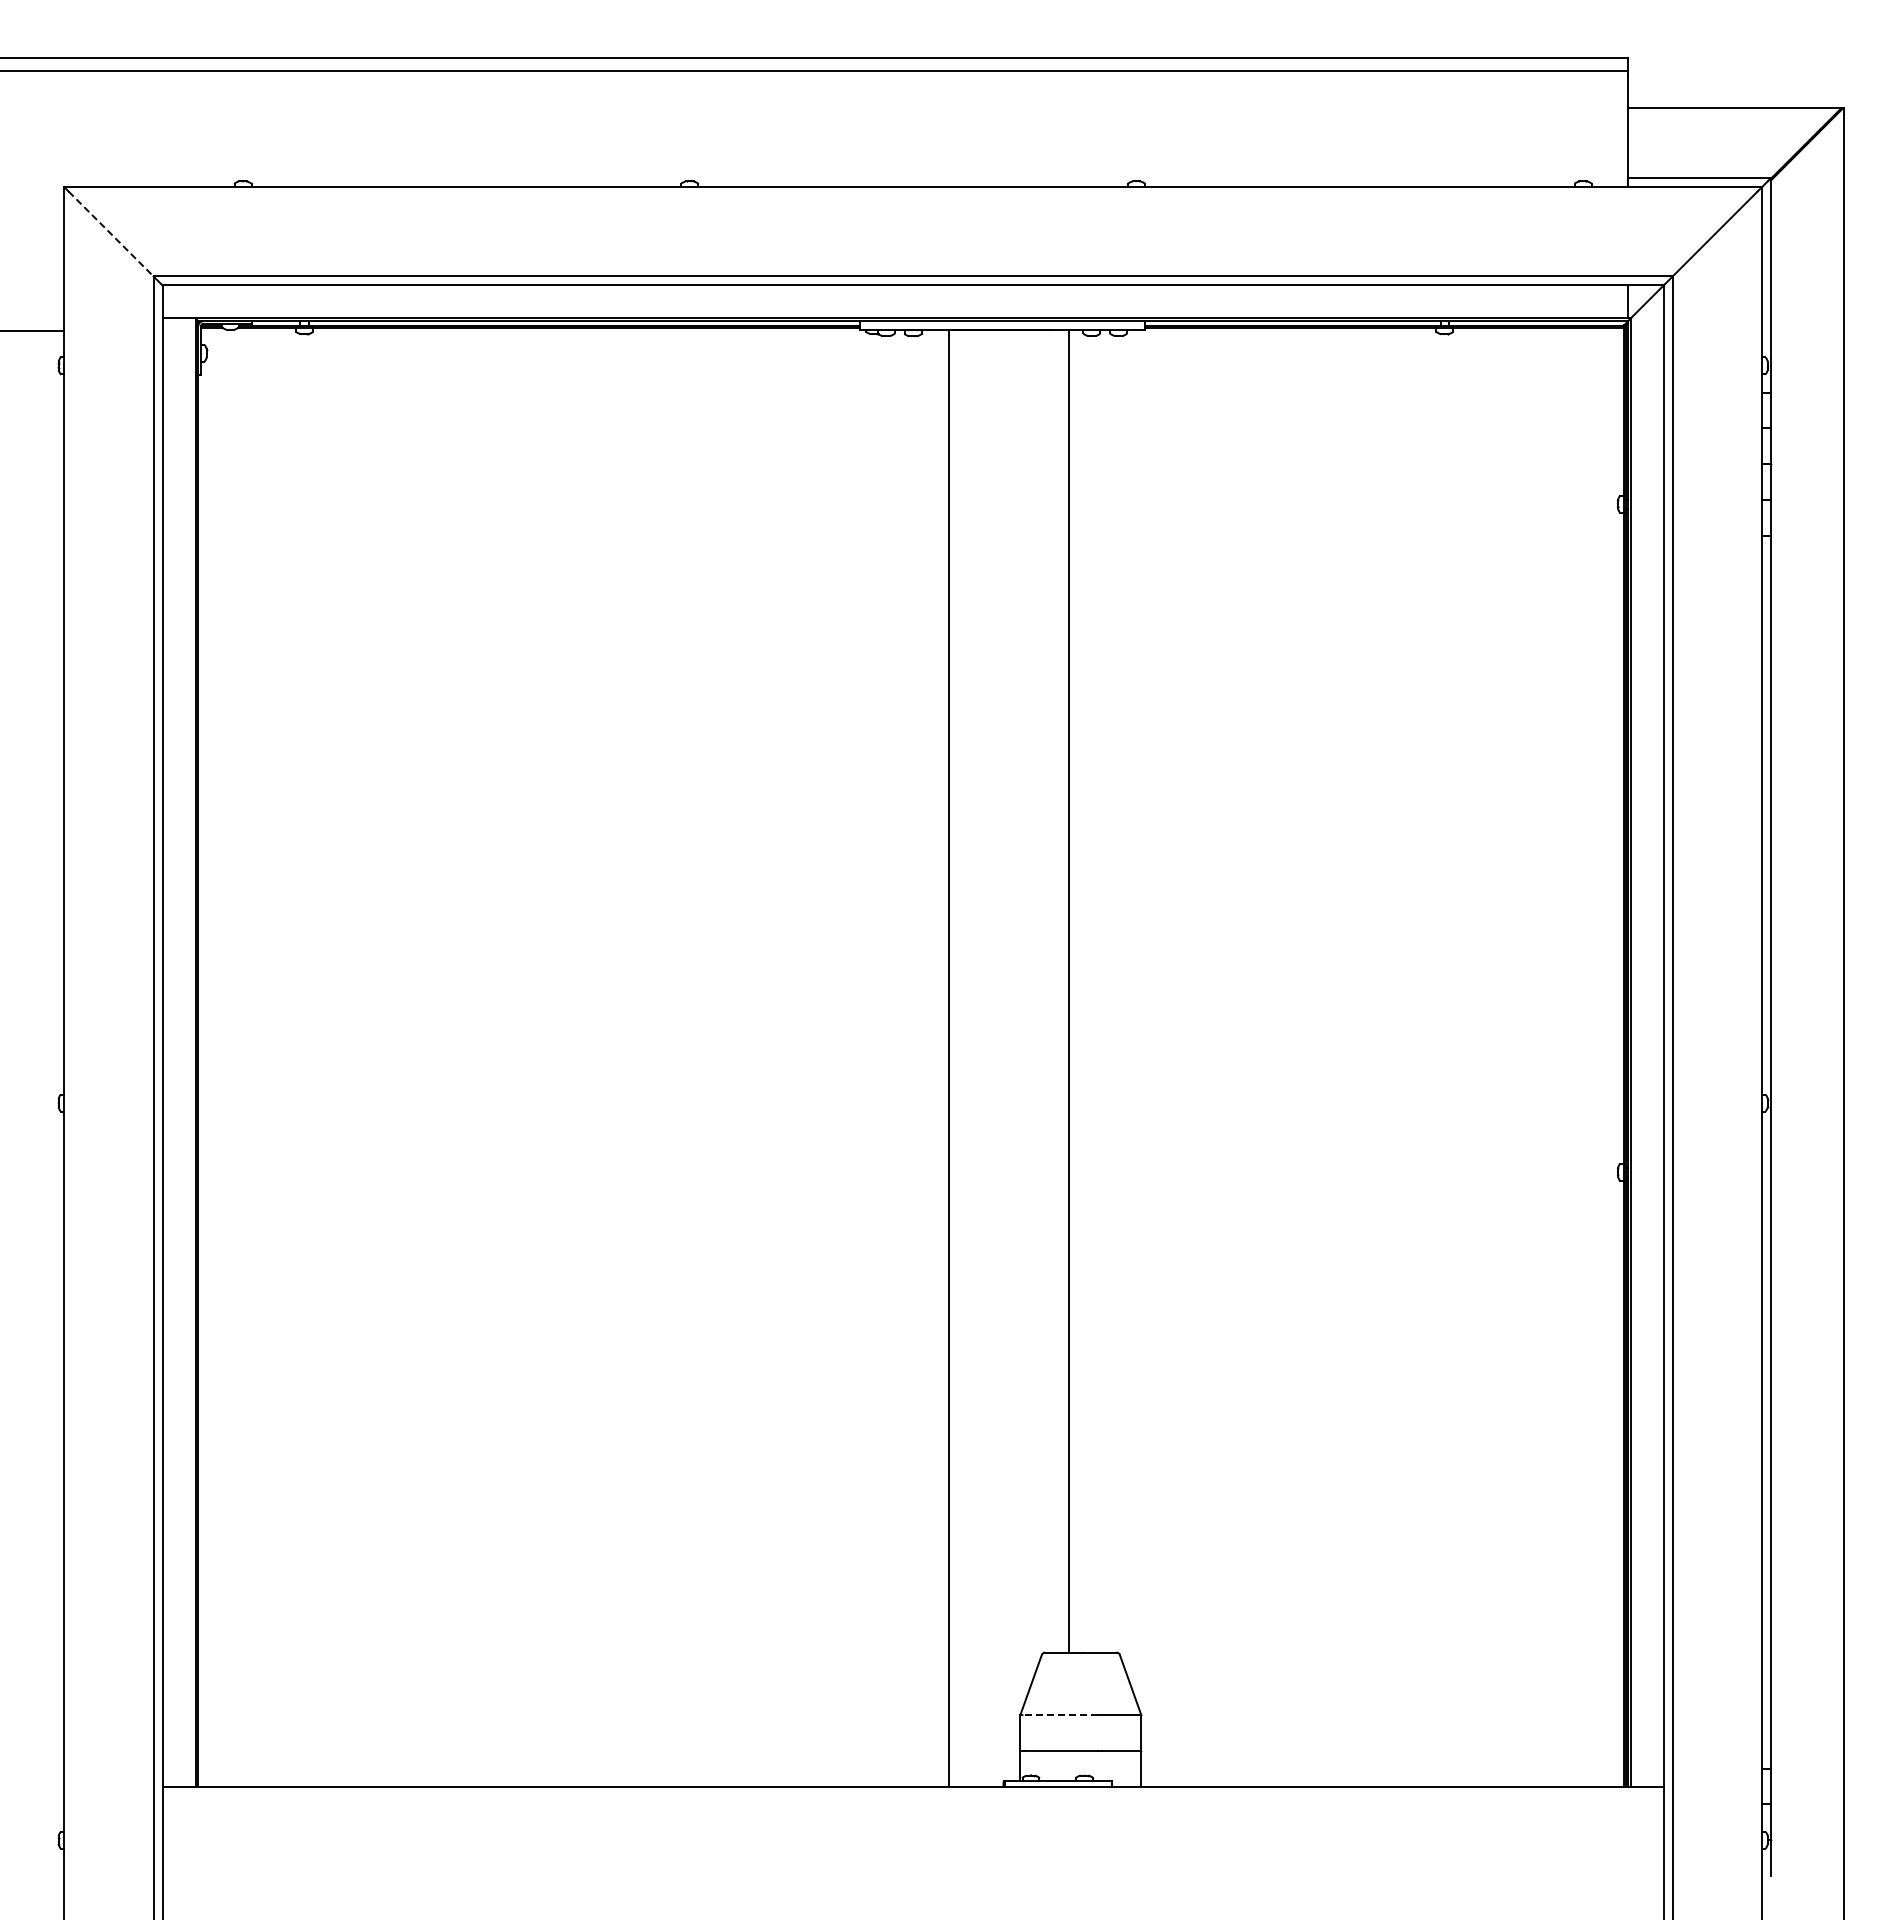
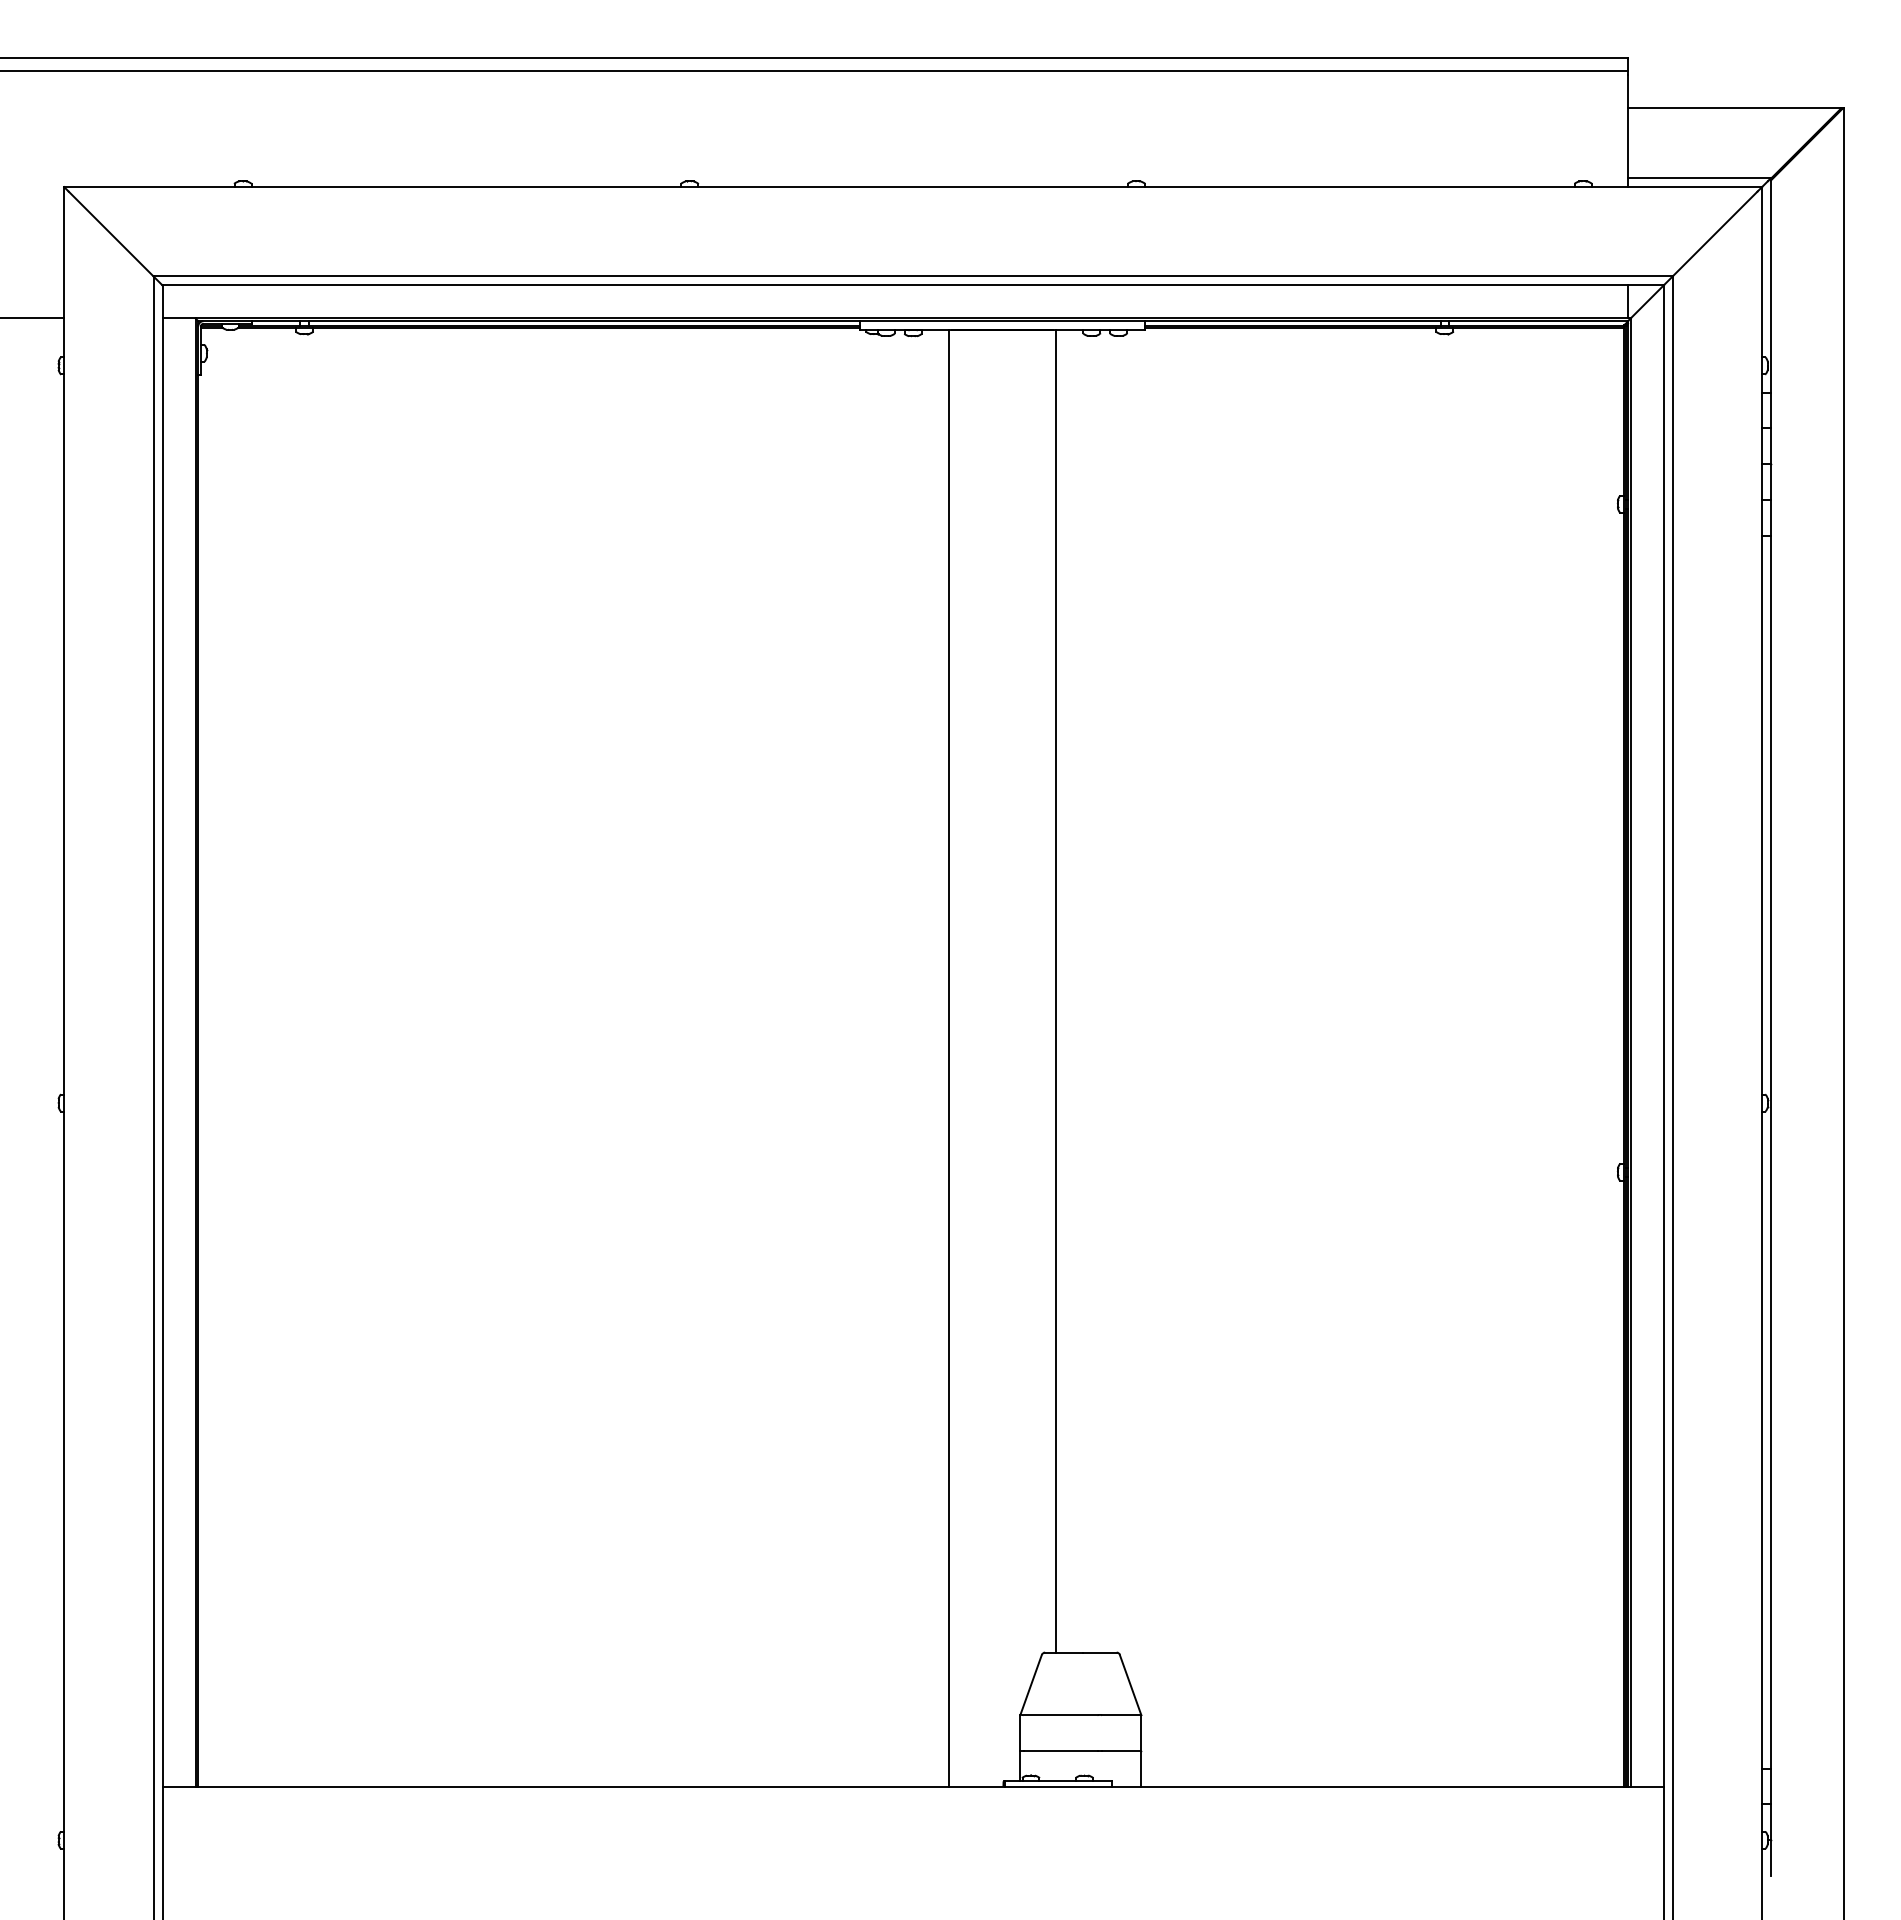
line: dashed -> solid (111, 234)
line position: (33, 331) -> (33, 318) (33, 318)
line position: (1069, 991) -> (1056, 991) (1056, 991)
line: dashed -> solid (1060, 1715)
